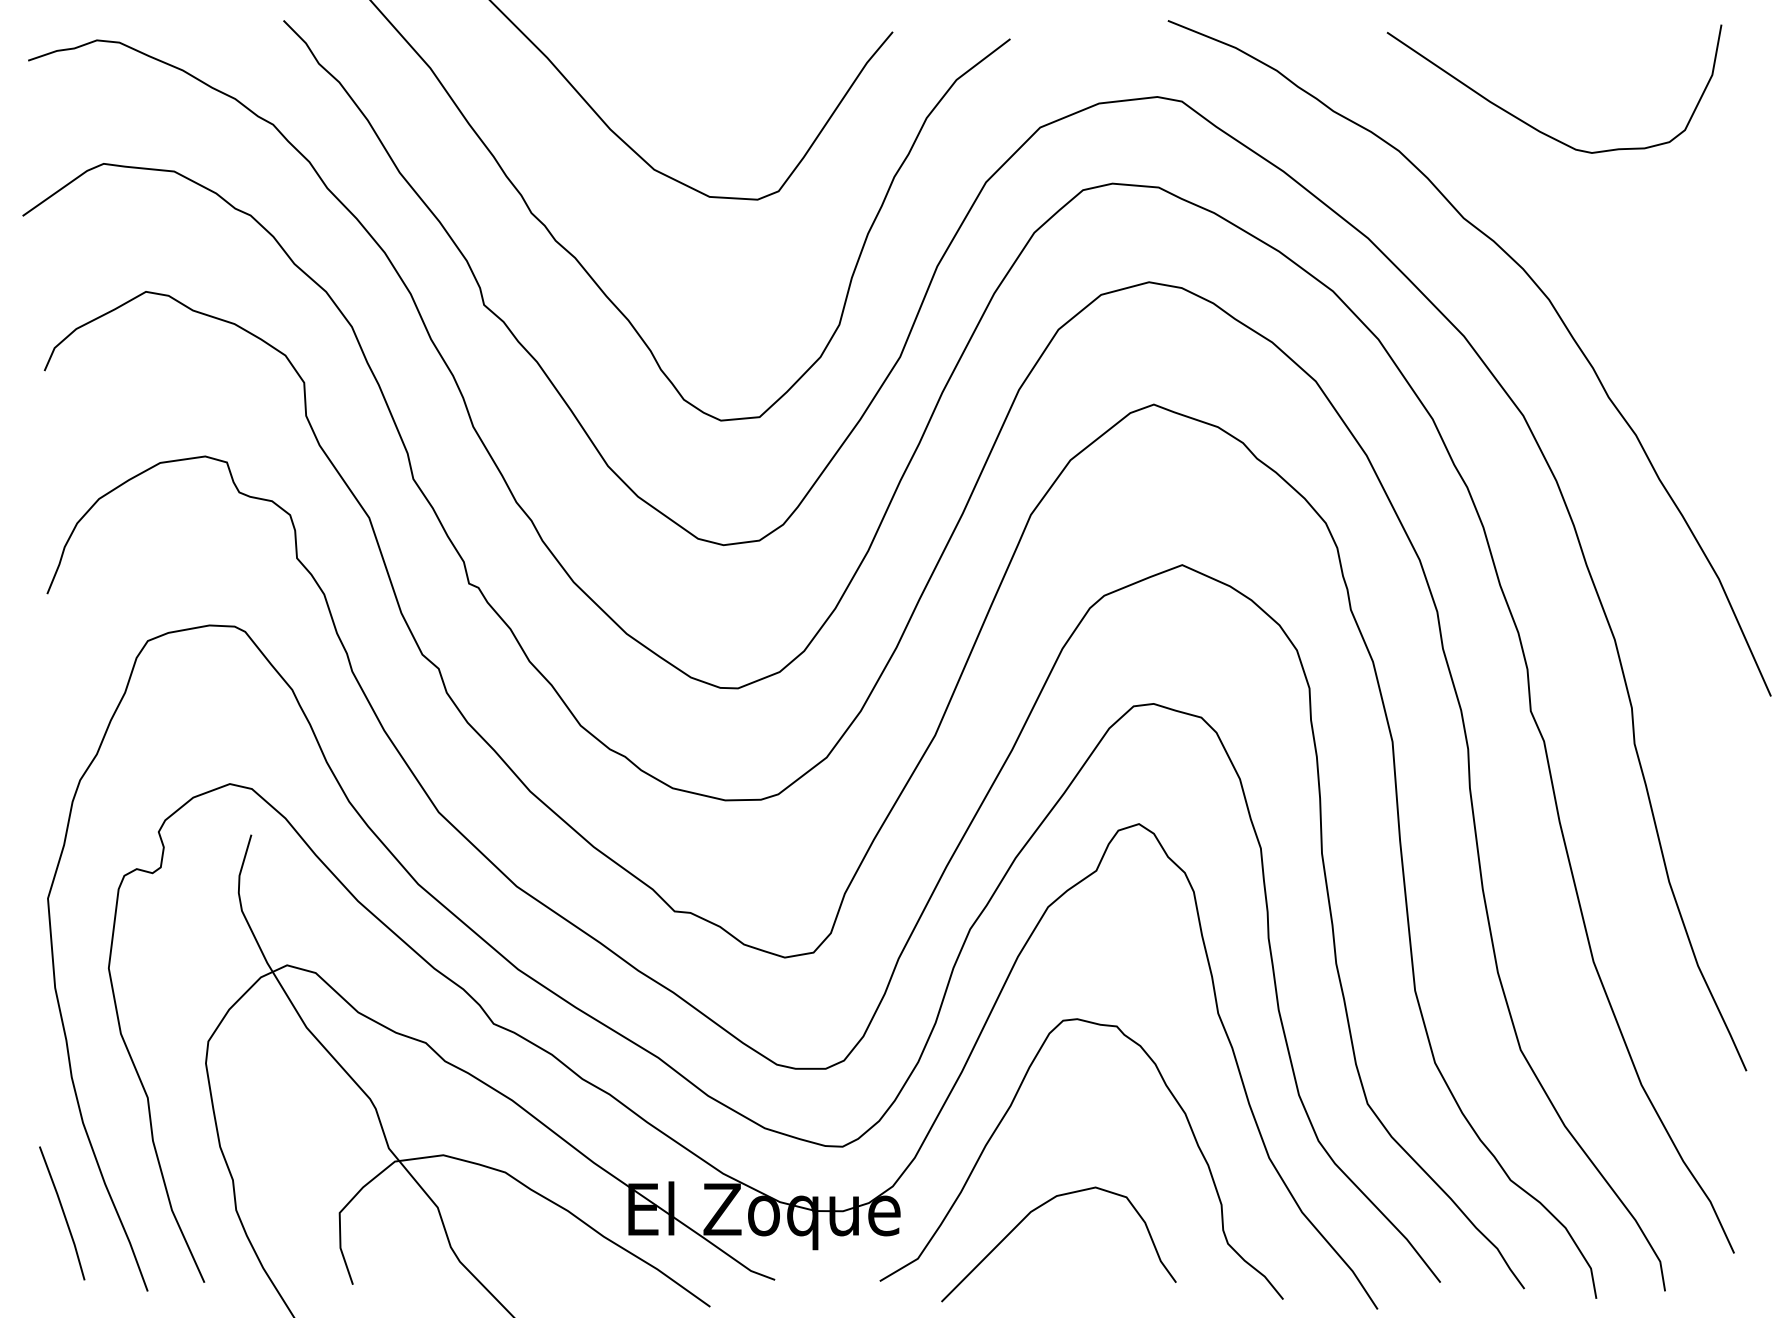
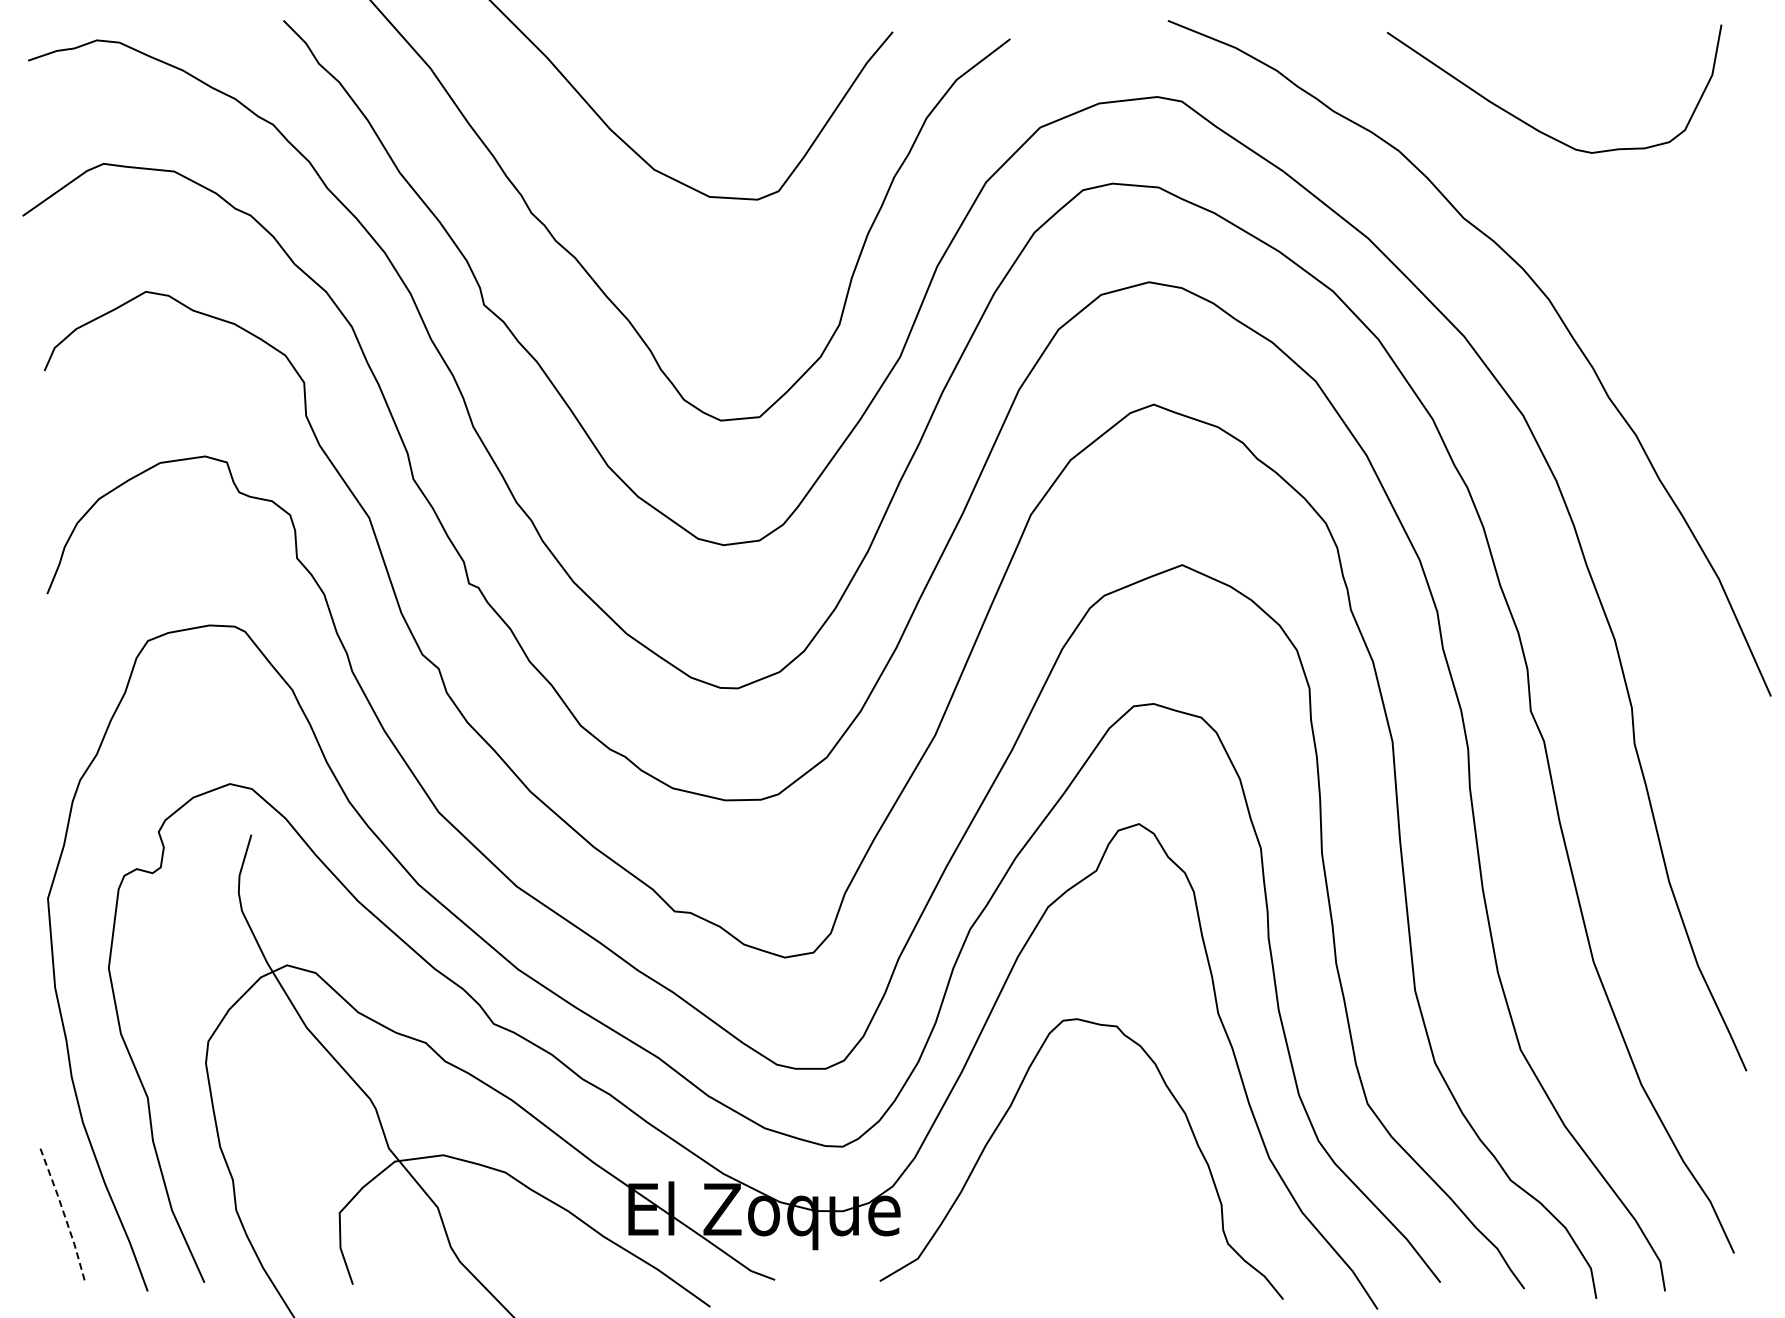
curve: present -> none (1035, 1210)
line: solid -> dashed (63, 1212)
